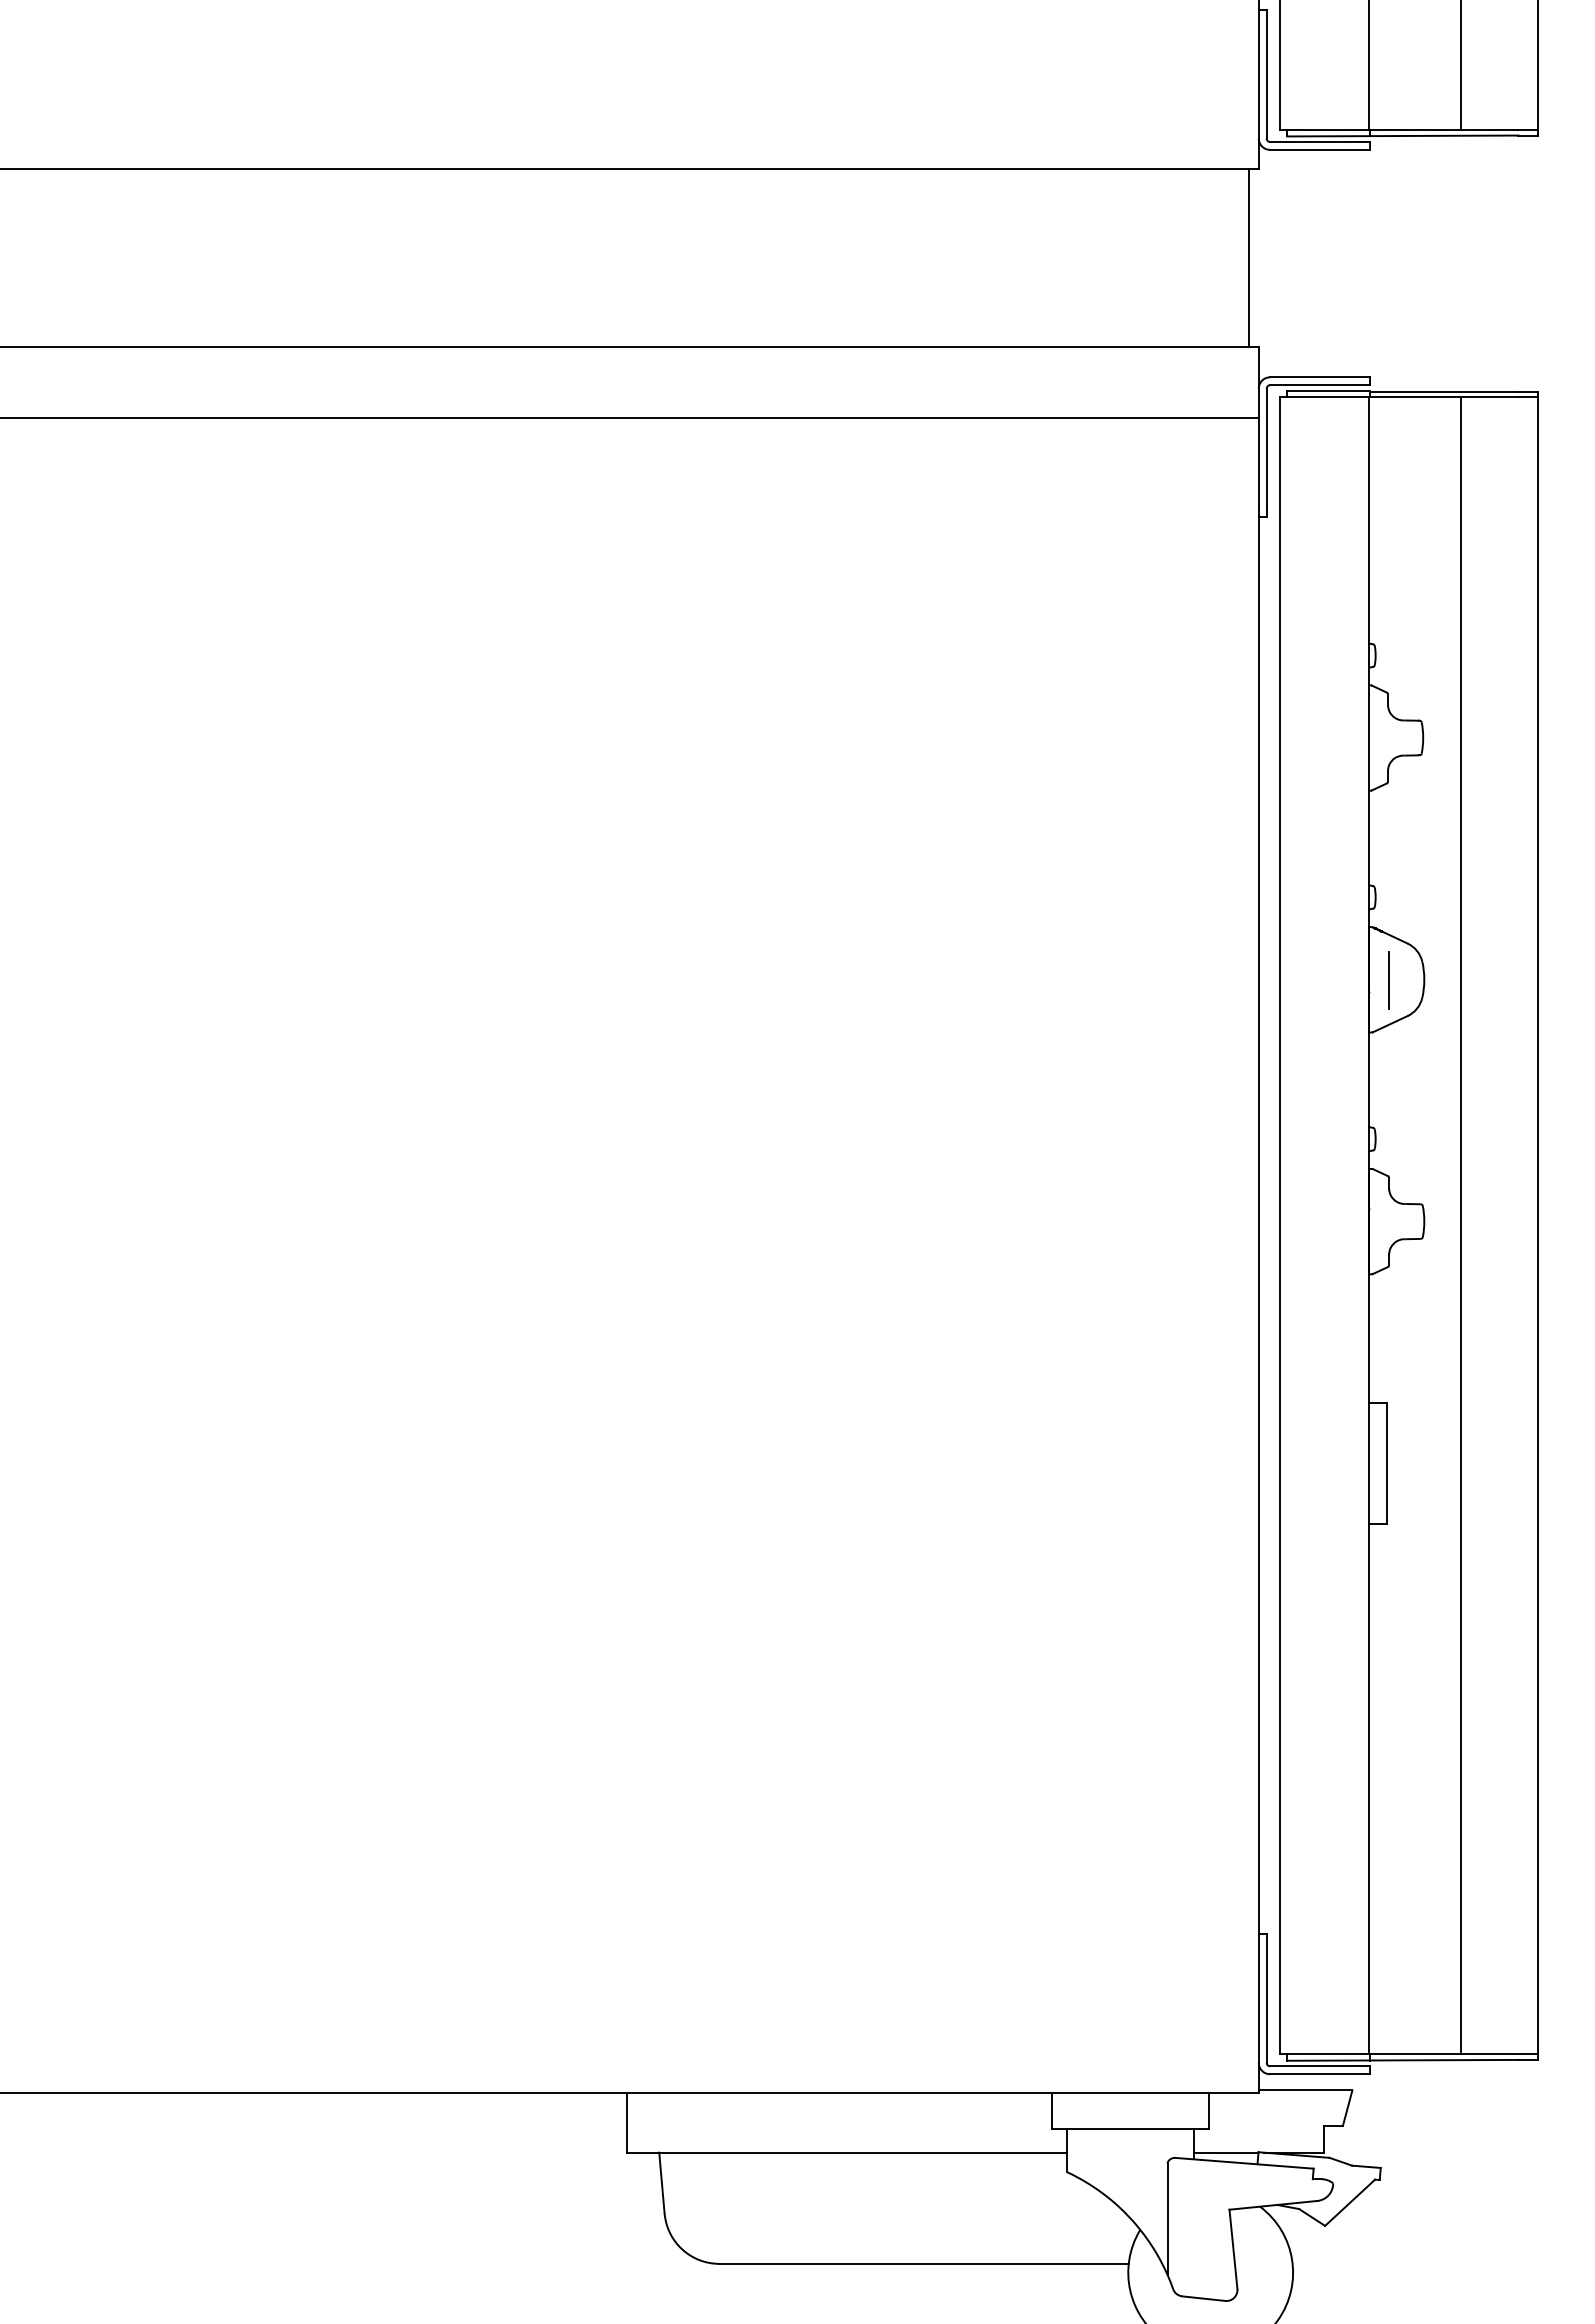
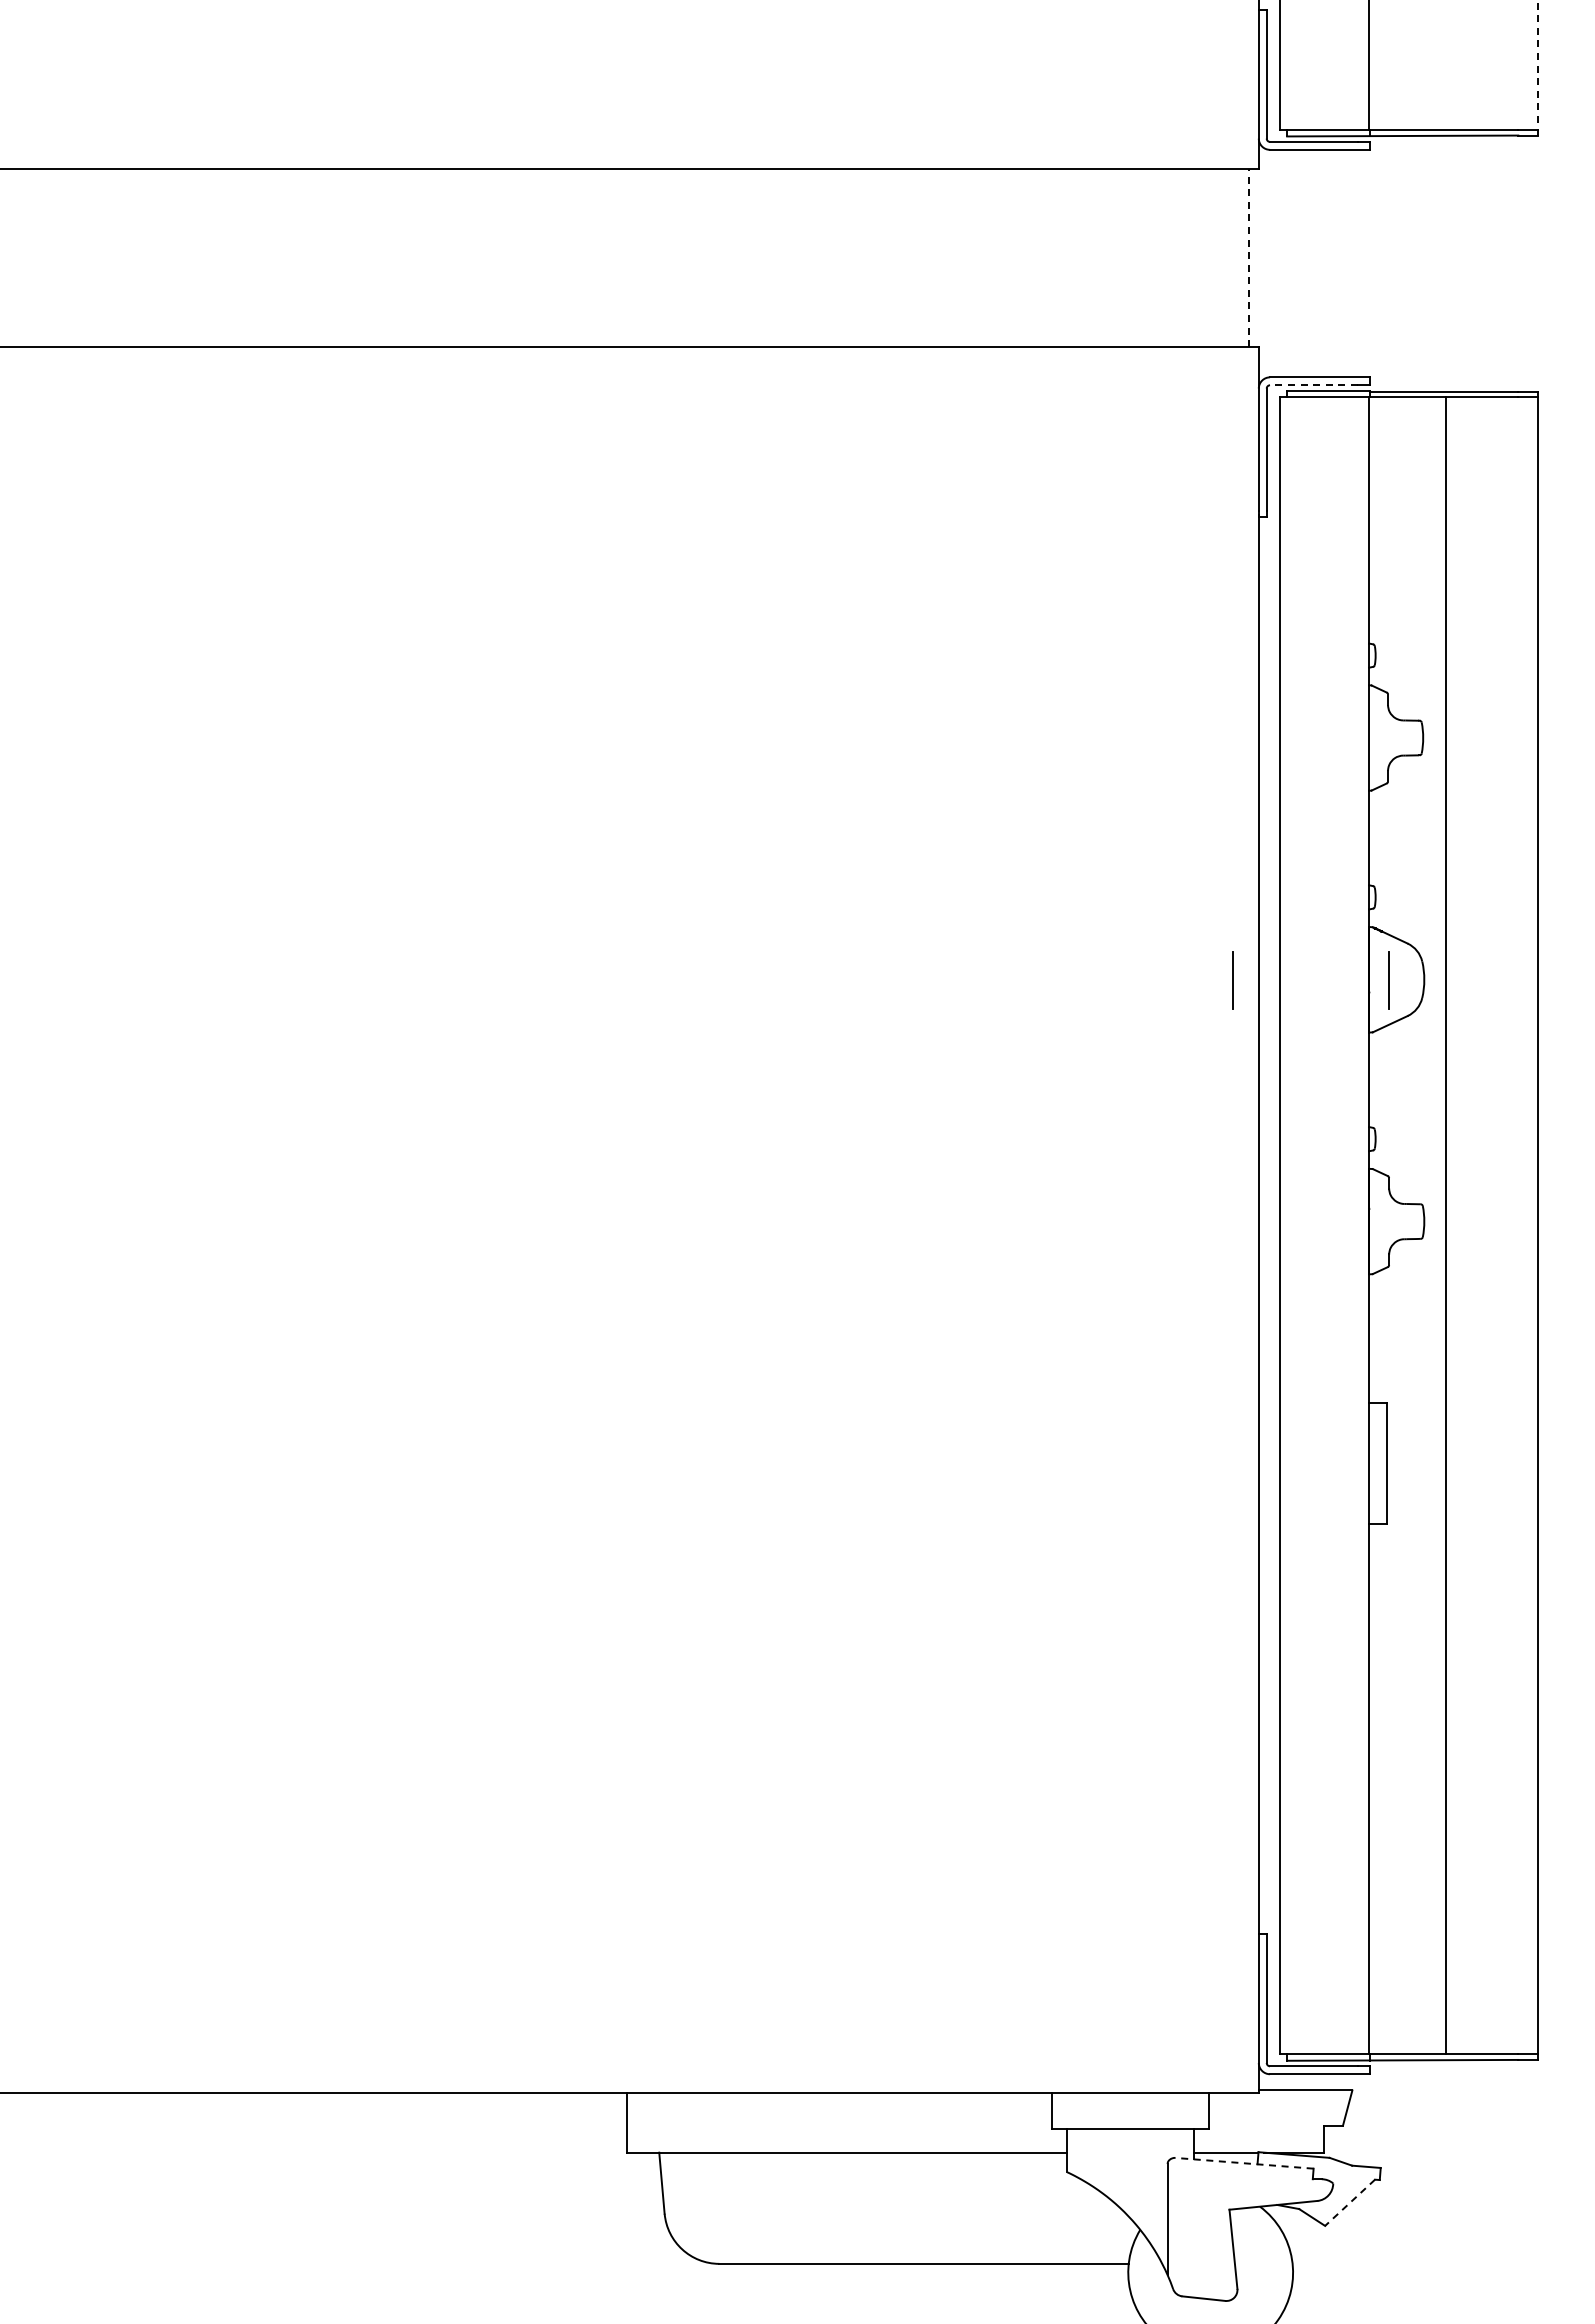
line: present -> none (1460, 66)
line: solid -> dashed (1537, 67)
line: solid -> dashed (1249, 257)
line: solid -> dashed (1314, 385)
line: present -> none (630, 417)
line: none -> present (1232, 980)
line position: (1460, 1225) -> (1445, 1225) (1445, 1225)
line: solid -> dashed (1243, 2163)
line: solid -> dashed (1349, 2203)
